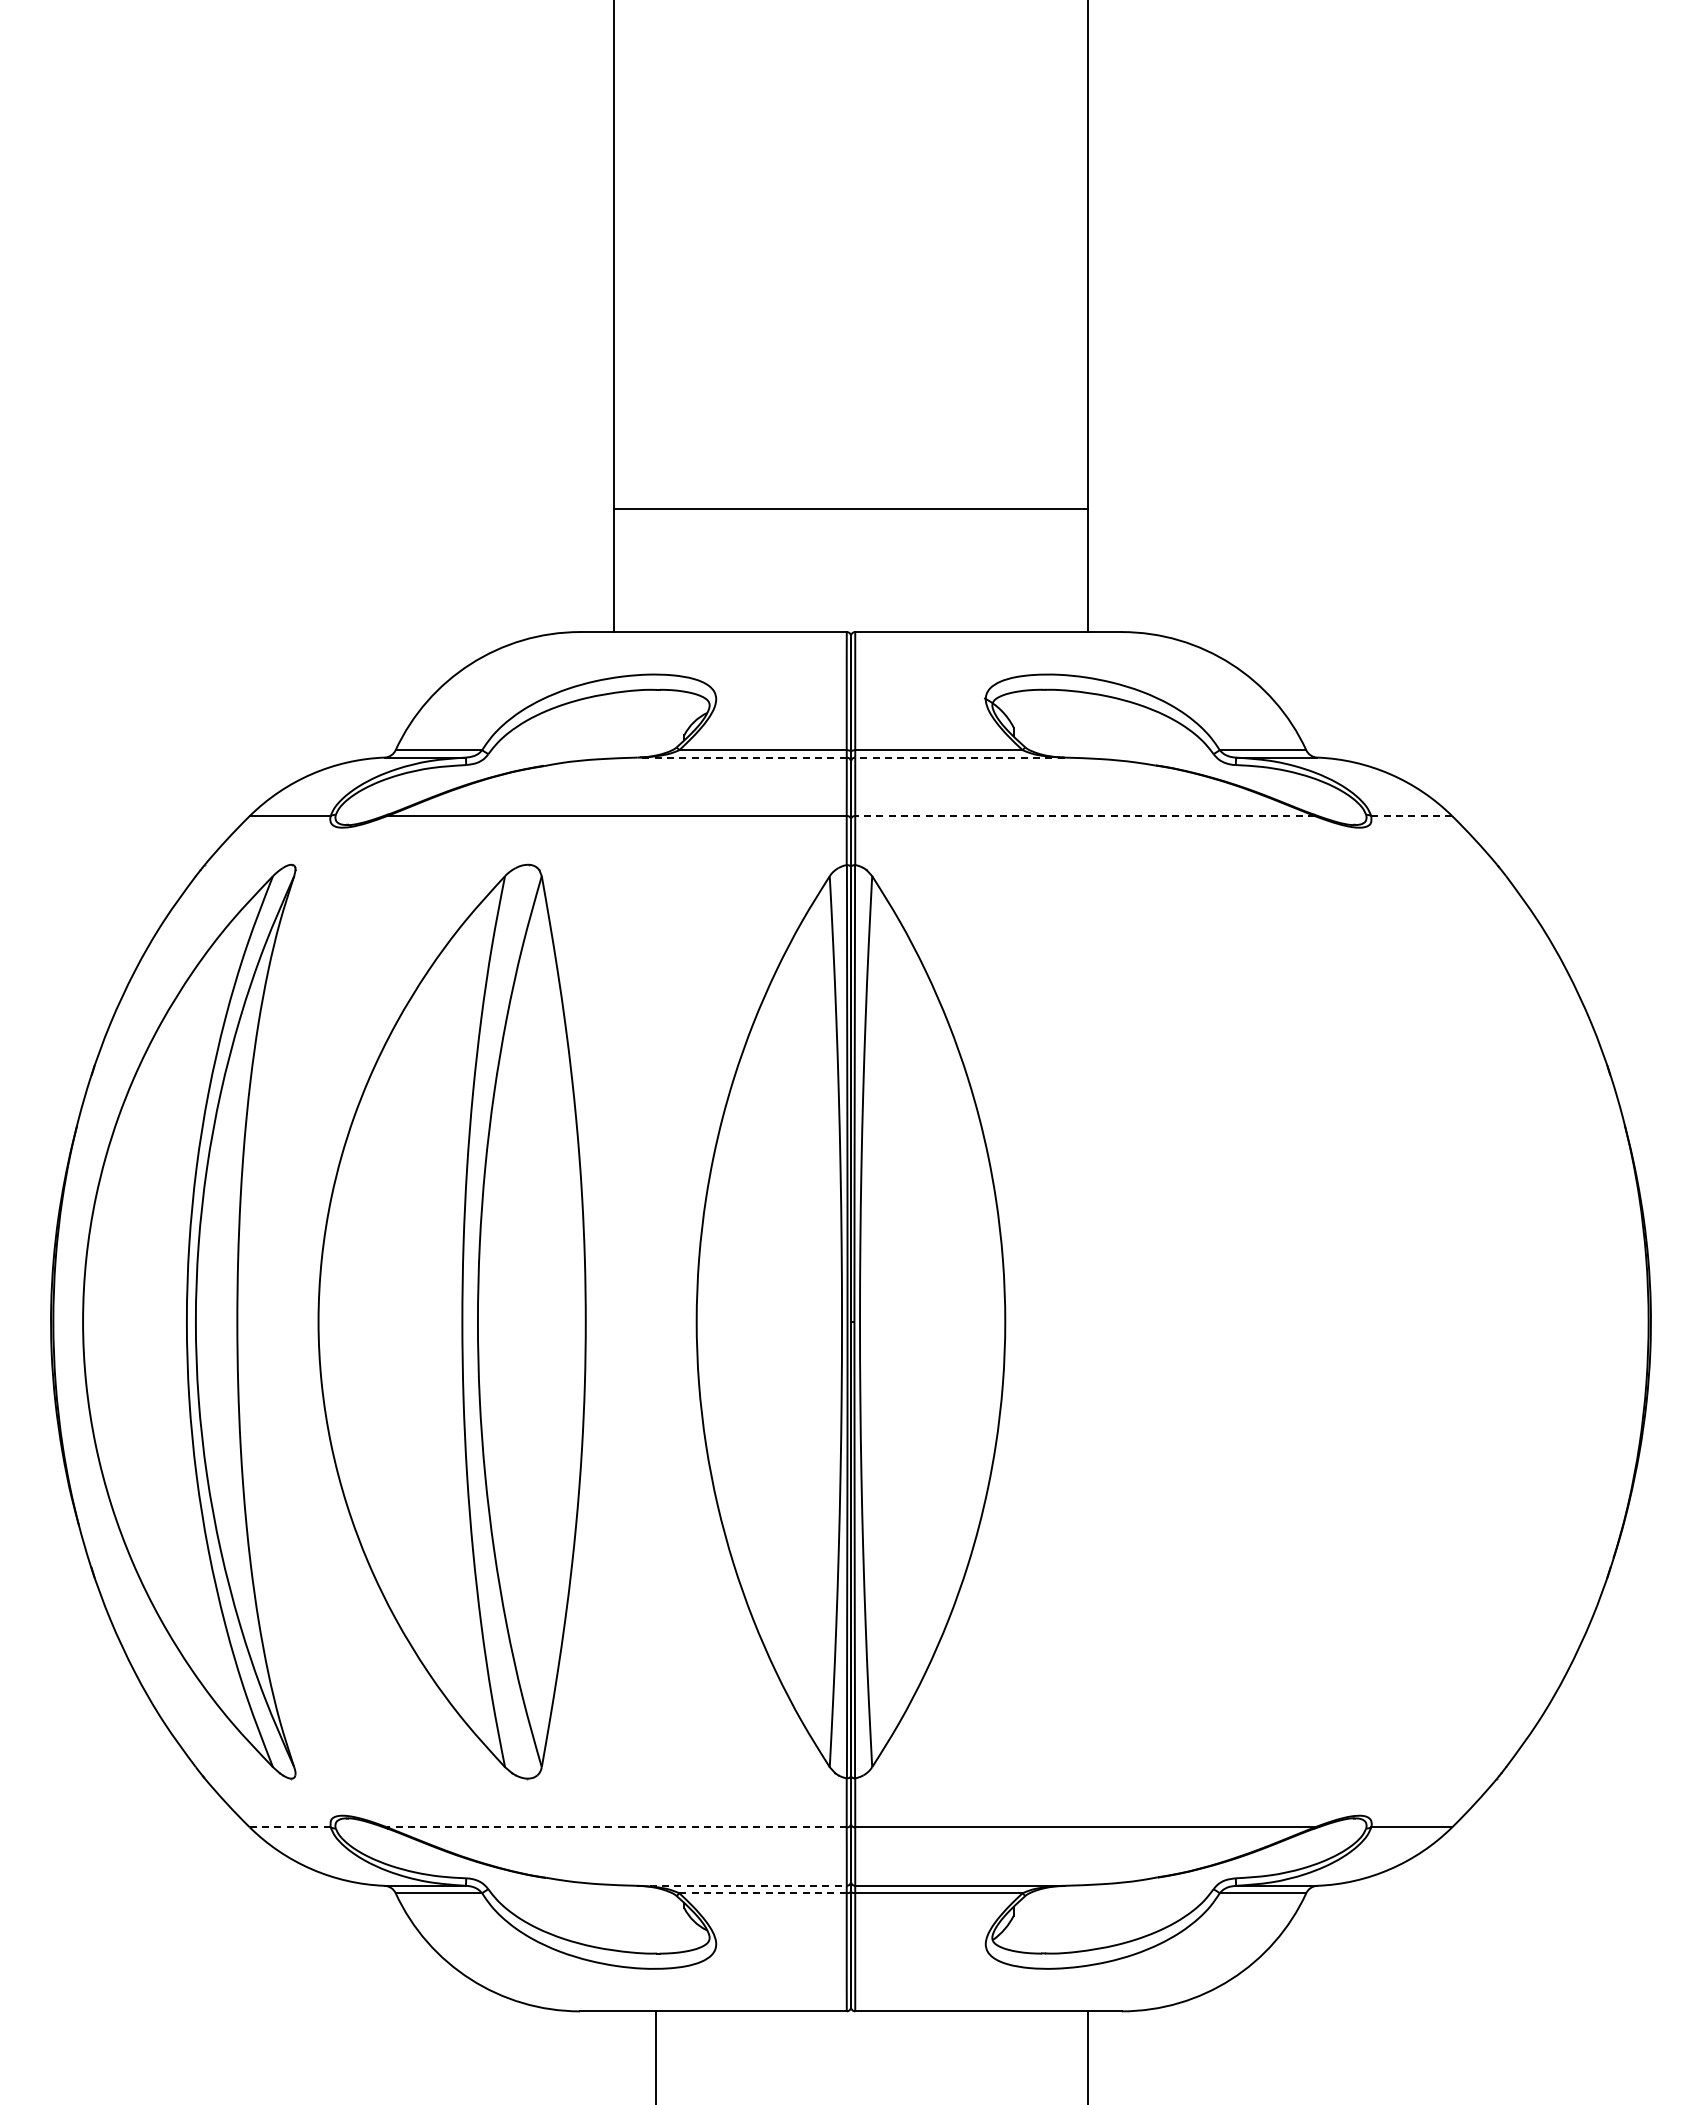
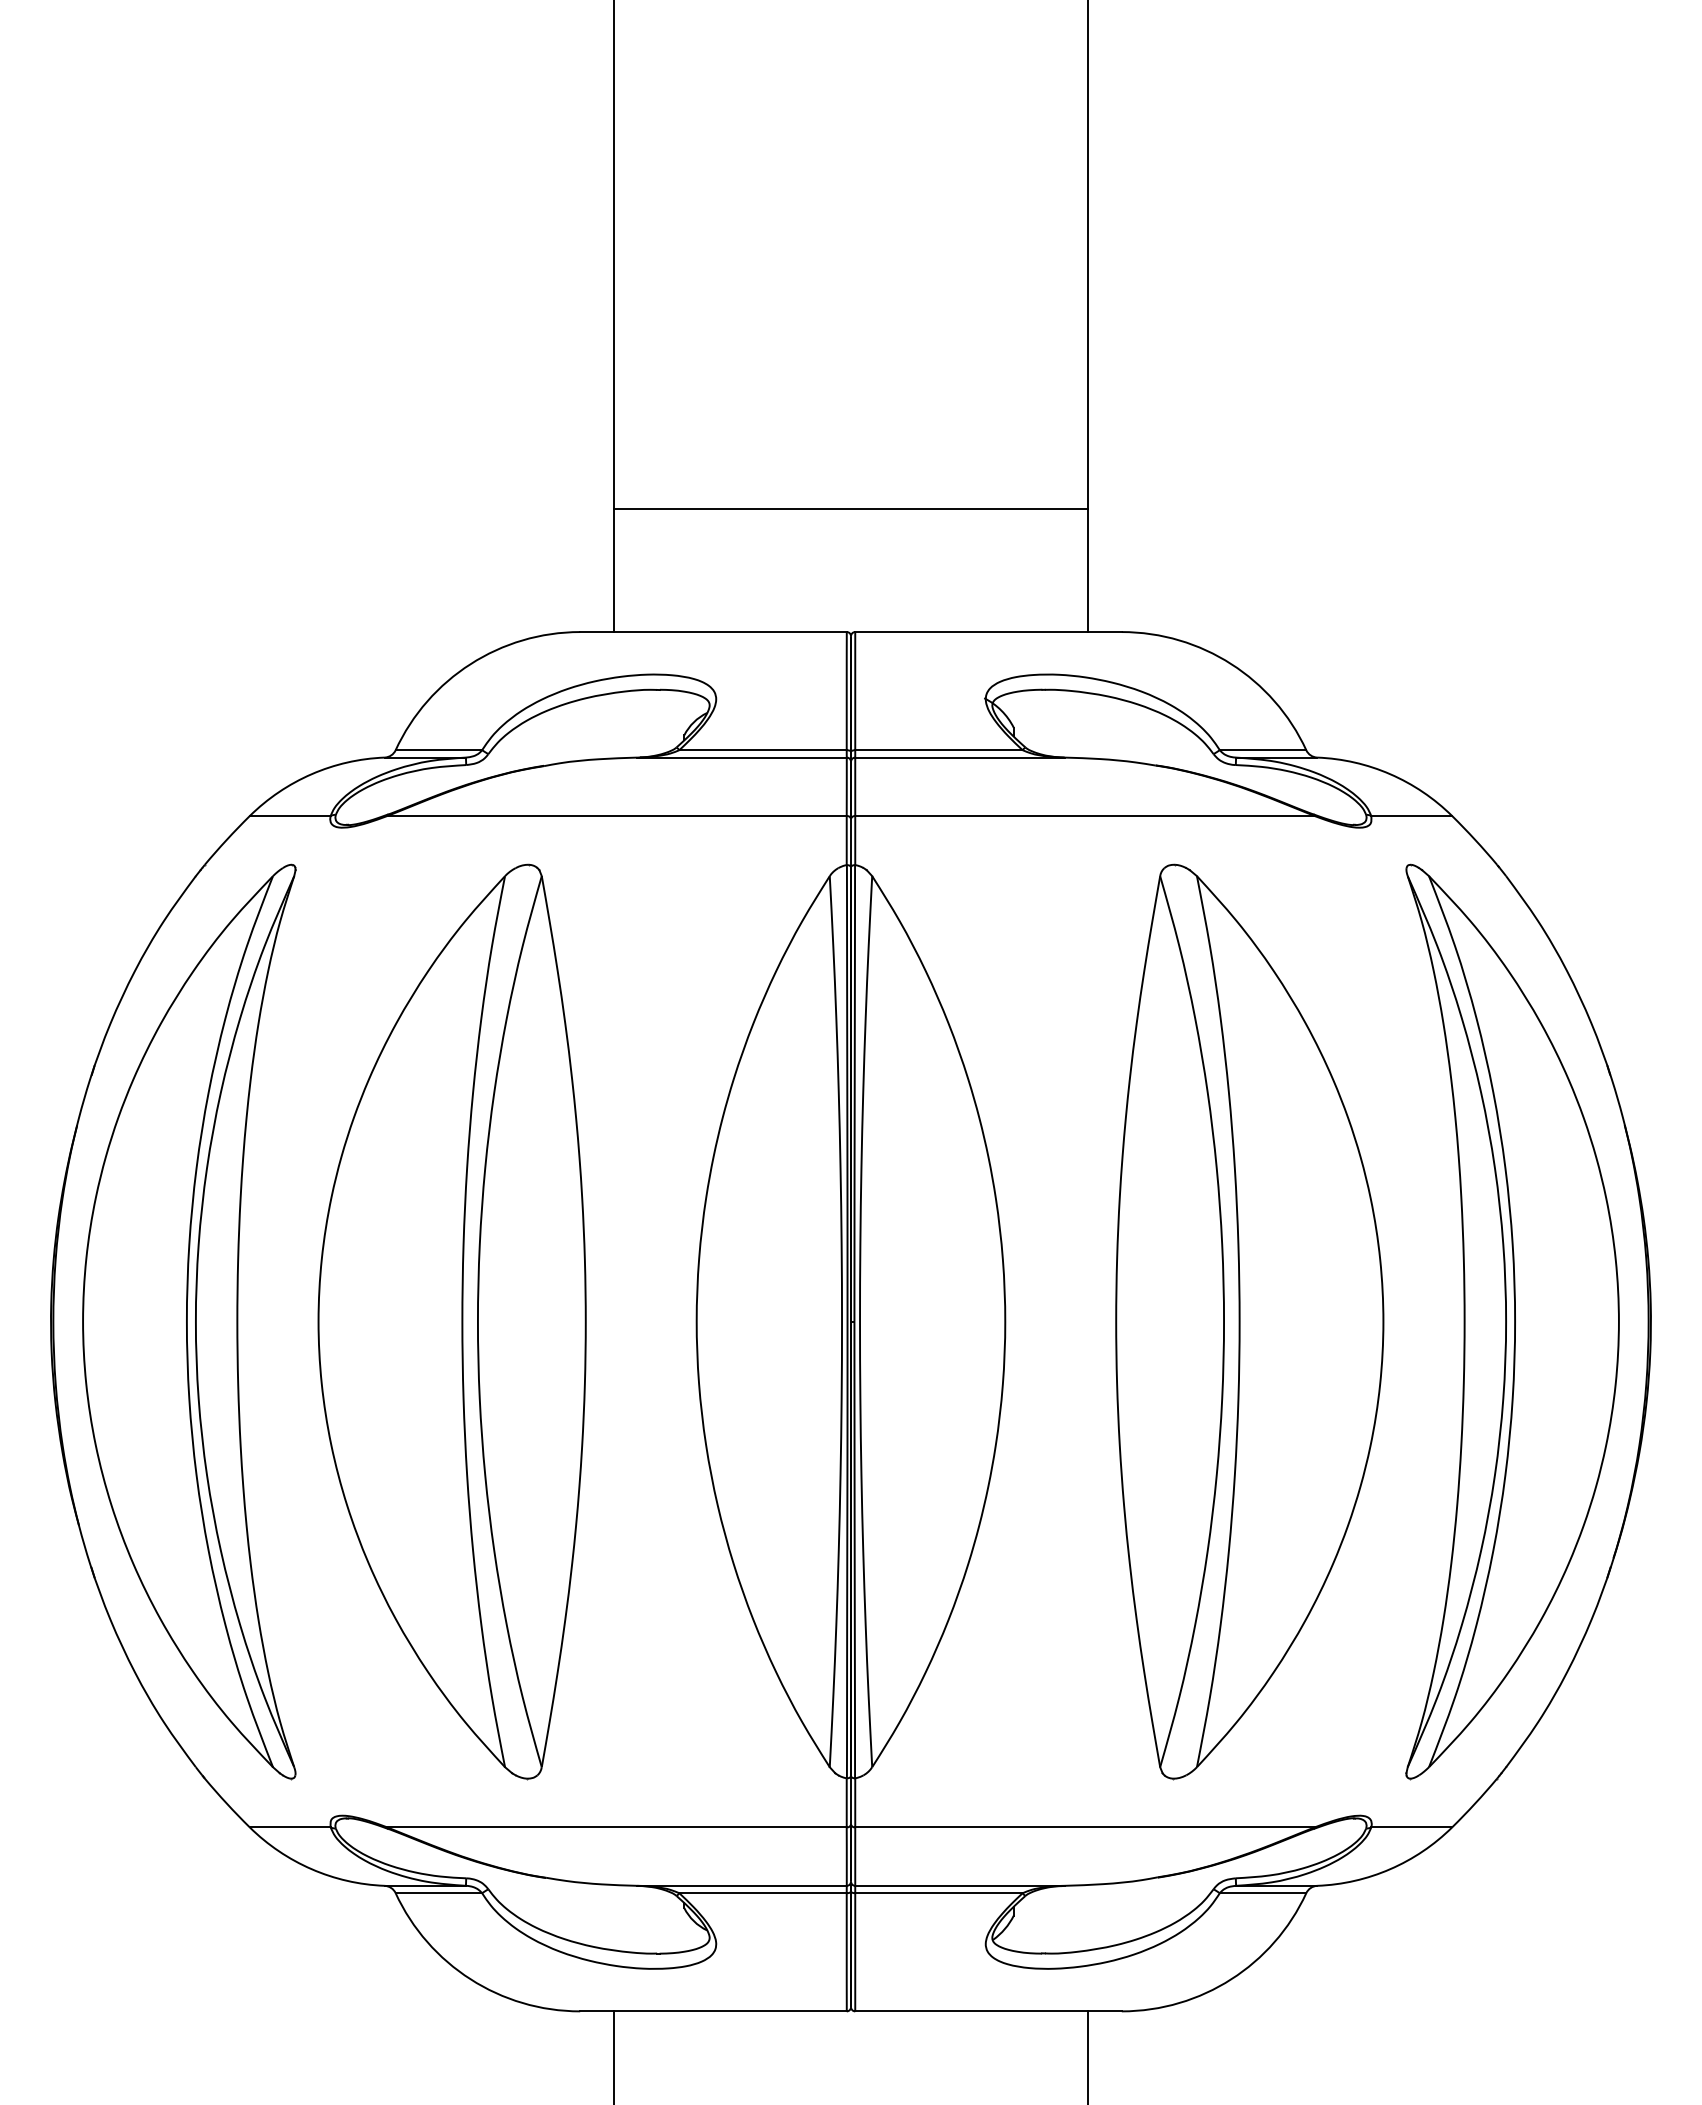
line: dashed -> solid (742, 757)
line: dashed -> solid (959, 757)
line: dashed -> solid (1085, 816)
line: dashed -> solid (1411, 816)
part: none -> present (1249, 1321)
part: none -> present (1512, 1321)
line: dashed -> solid (289, 1827)
line: dashed -> solid (616, 1827)
line: dashed -> solid (742, 1885)
line: dashed -> solid (763, 1893)
line position: (656, 2056) -> (614, 2056) (614, 2056)
